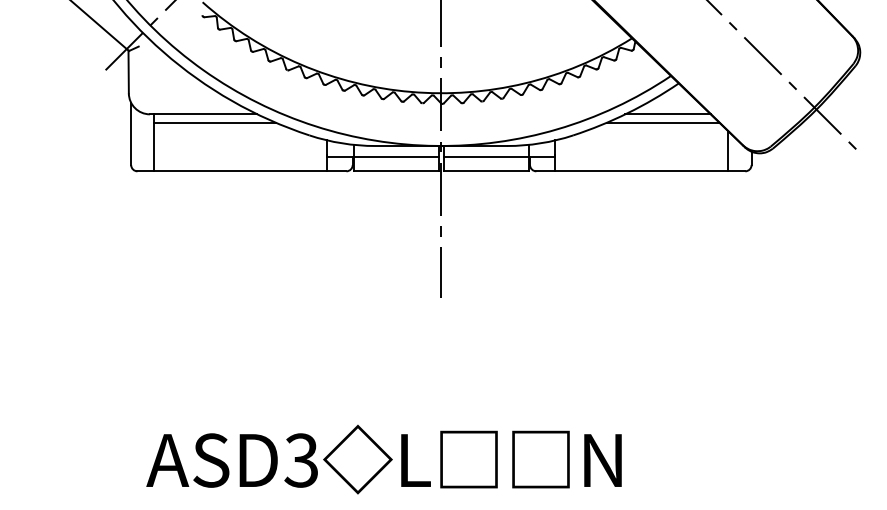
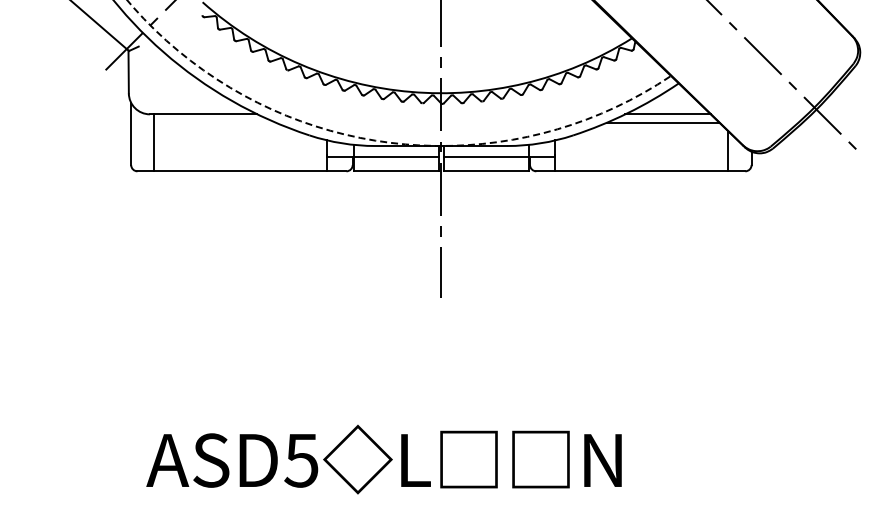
line: present -> none (214, 122)
arc: solid -> dashed (386, 142)
text: ASD3 -> ASD5 (301, 460)
